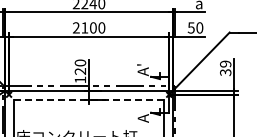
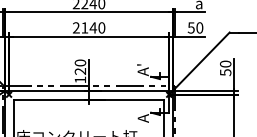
text: 2100 -> 2140 (93, 27)
text: 39 -> 50 (225, 67)
line: dashed -> solid (89, 99)
